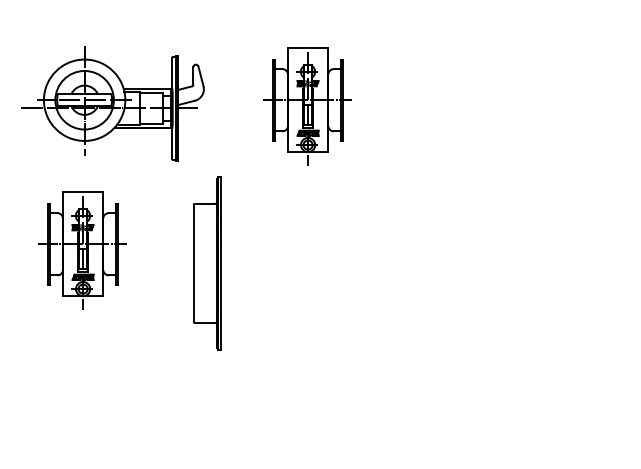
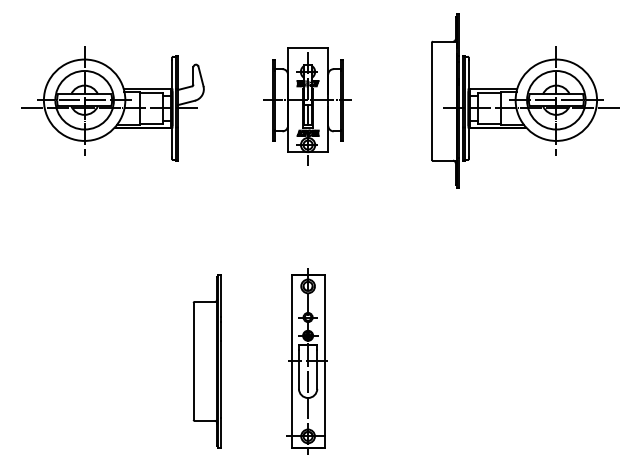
part: none -> present (525, 100)
part: present -> none (82, 250)
part position: (206, 263) -> (206, 361) (206, 361)
part: none -> present (306, 361)
